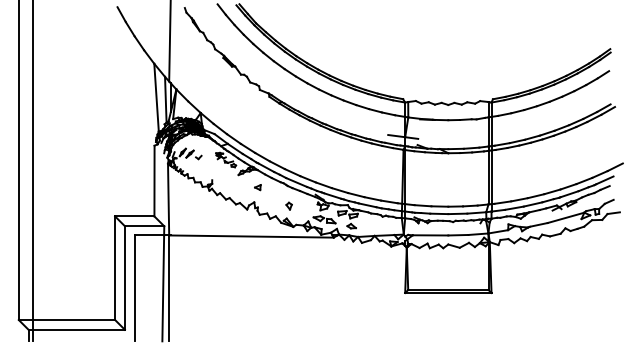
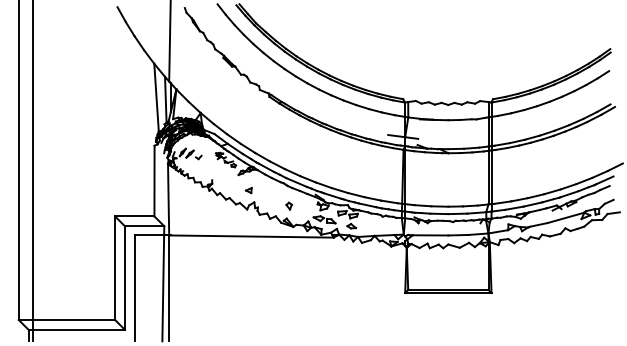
part position: (257, 187) -> (248, 190) (248, 190)
